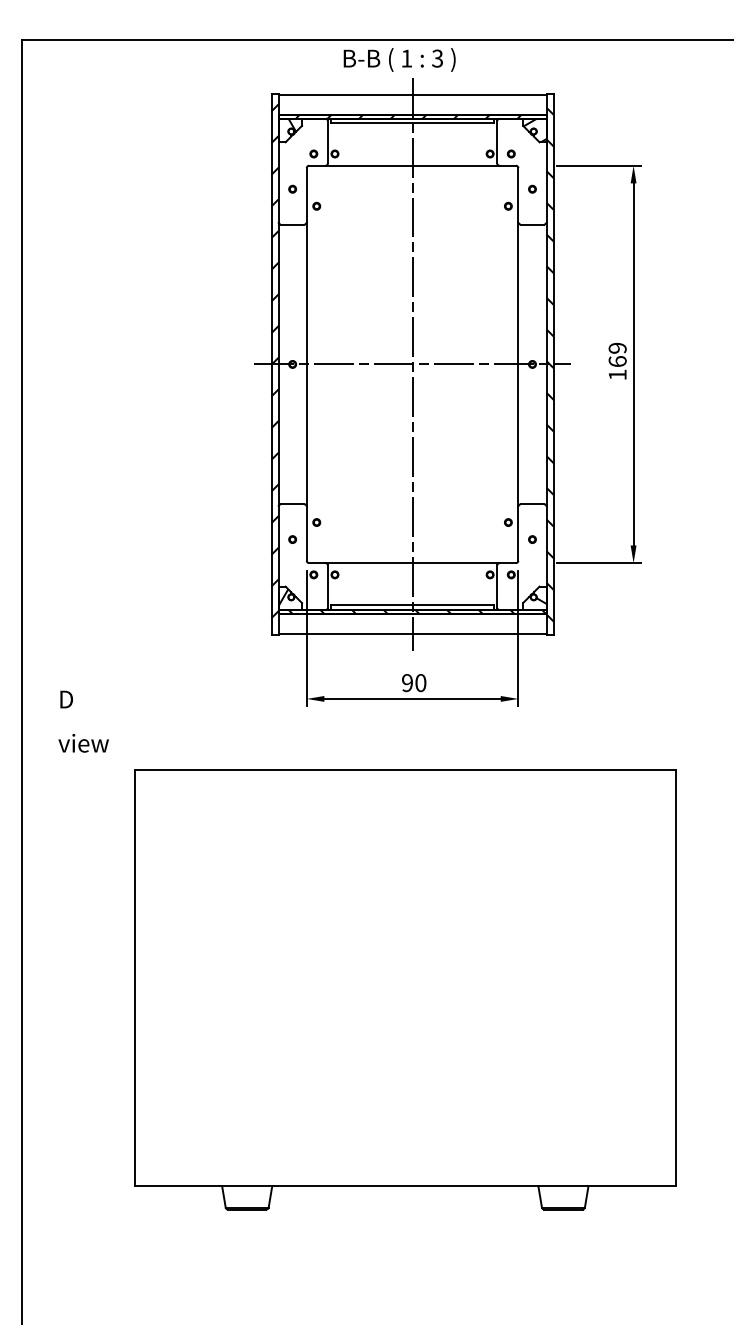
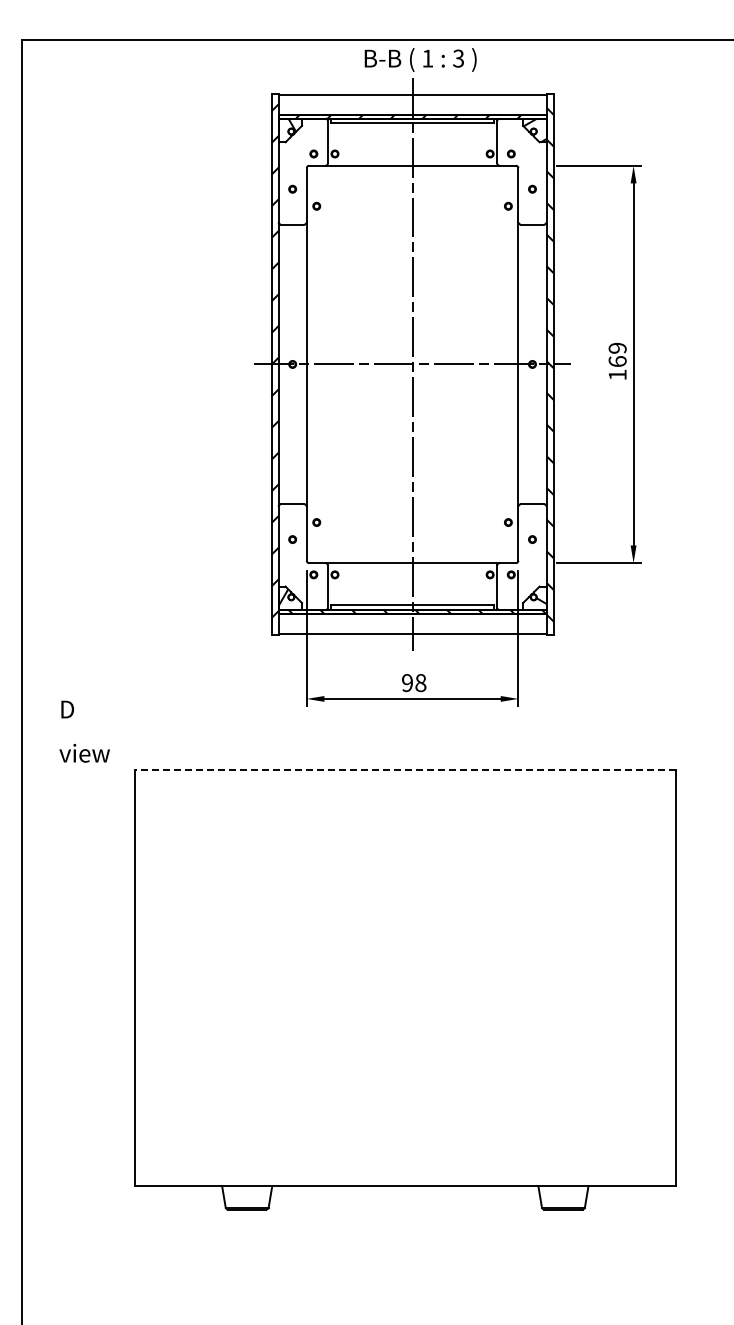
text position: (399, 59) -> (420, 59) (420, 59)
text: 90 -> 98 (420, 682)
text position: (83, 721) -> (84, 731) (84, 731)
line: solid -> dashed (404, 769)
